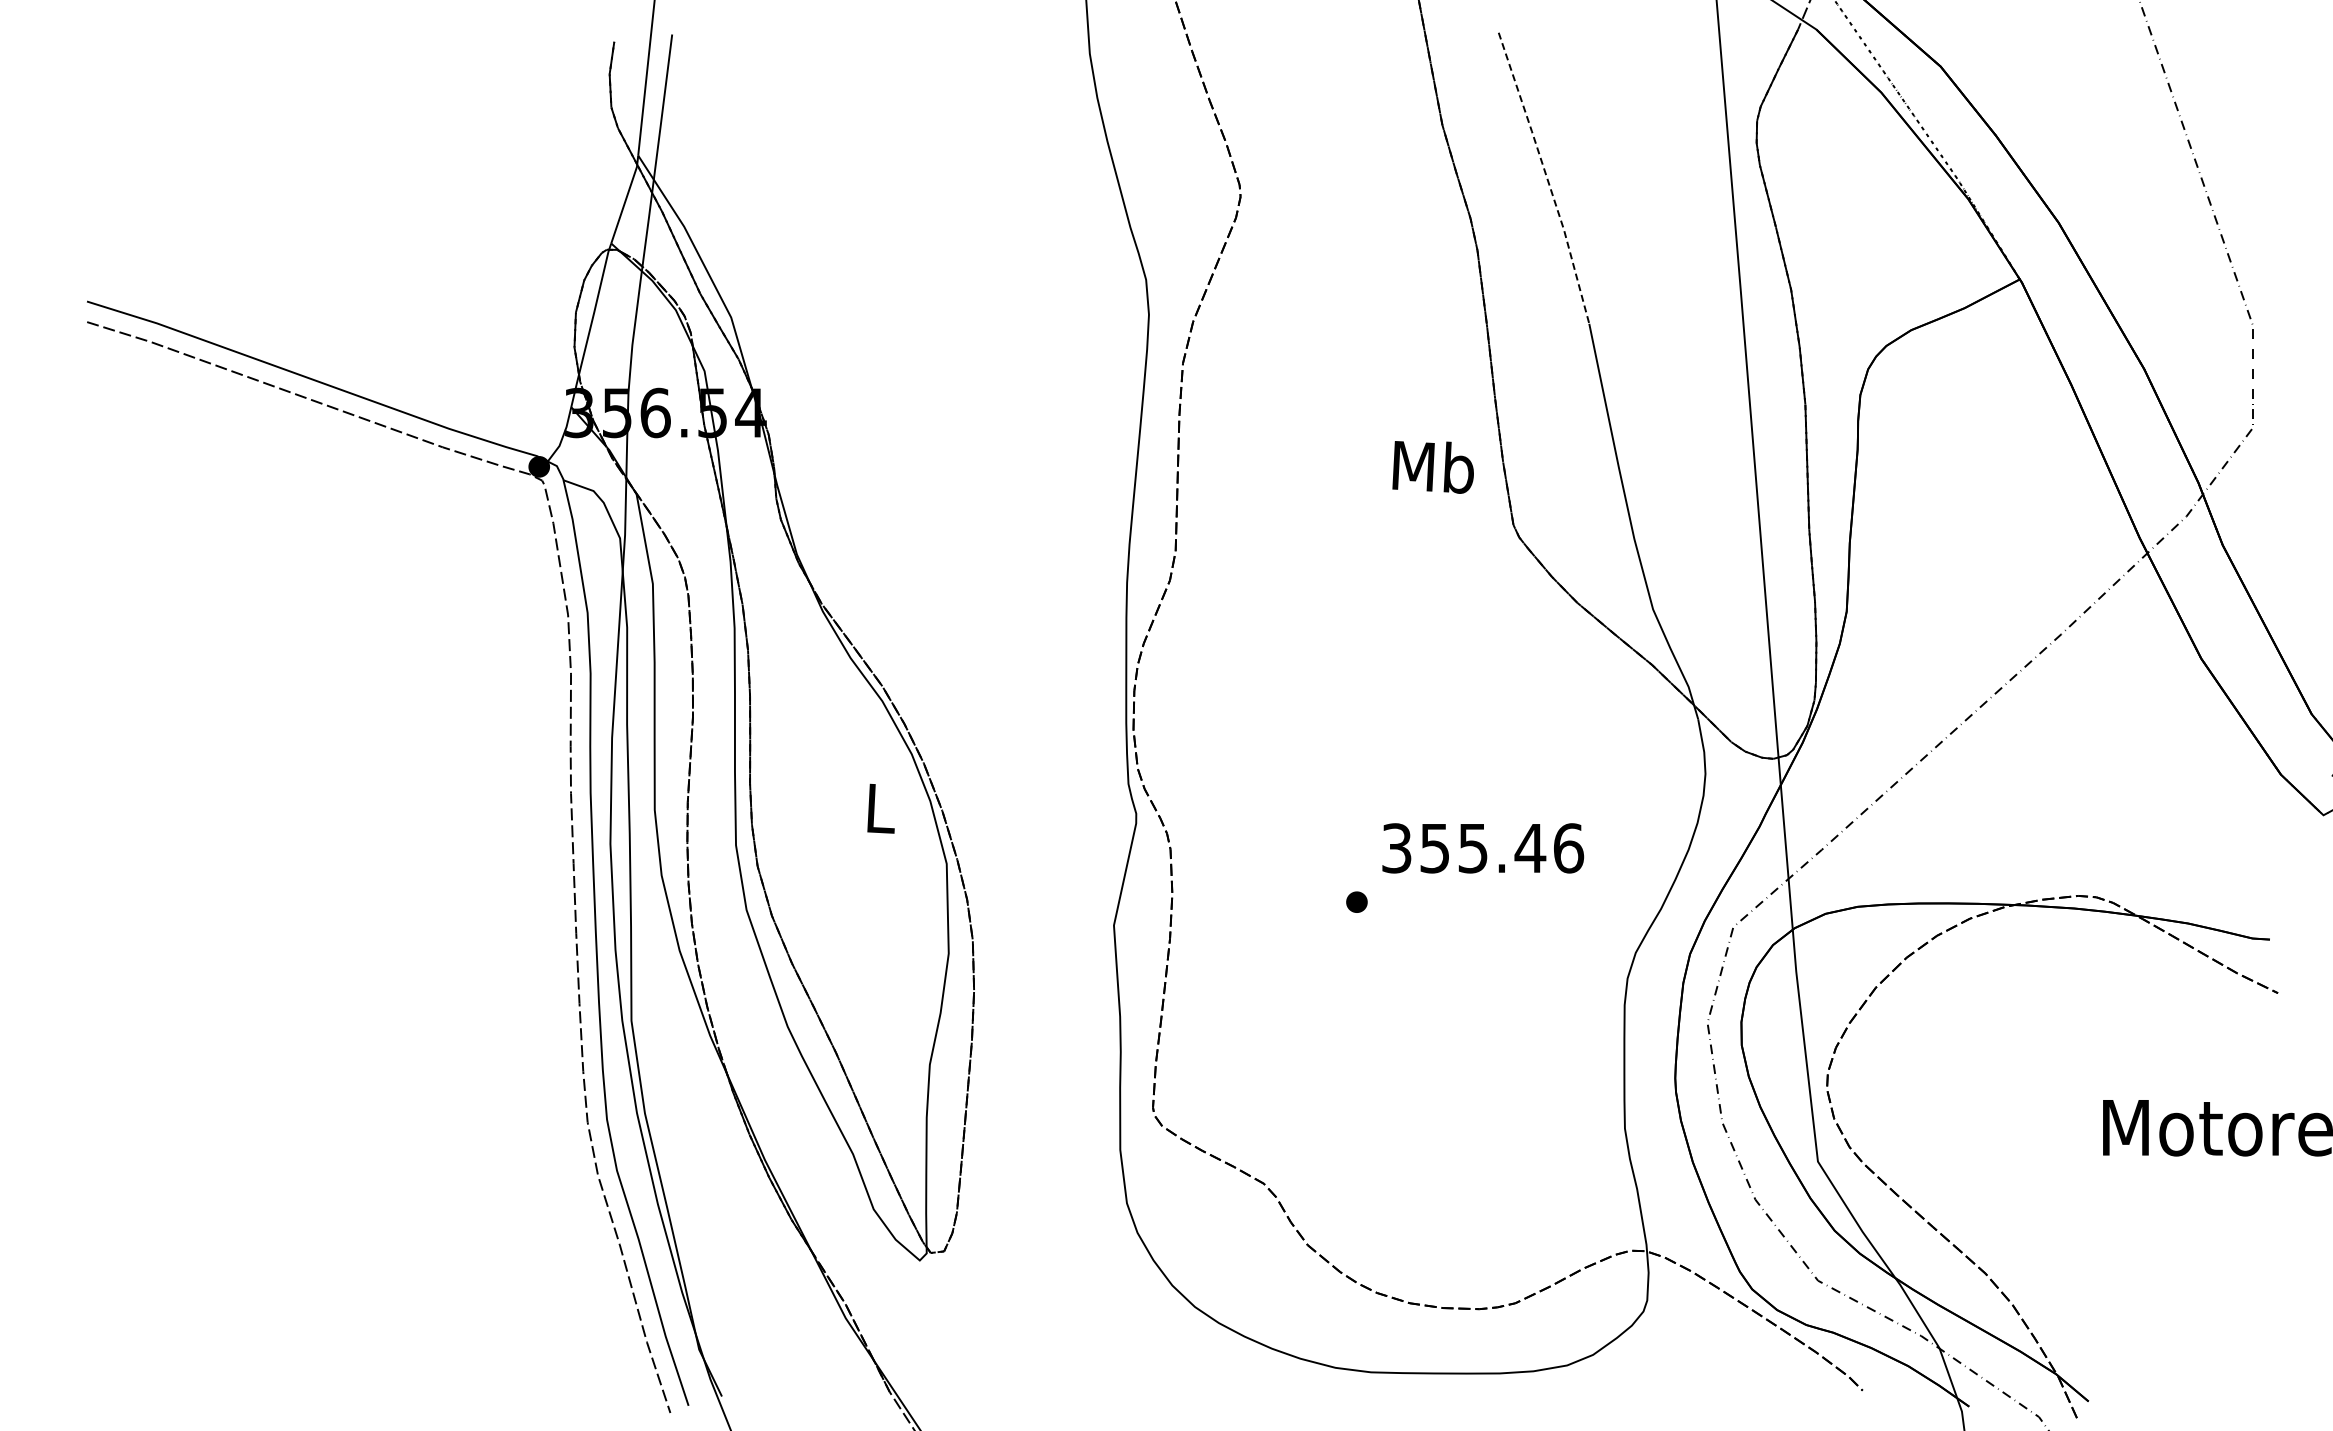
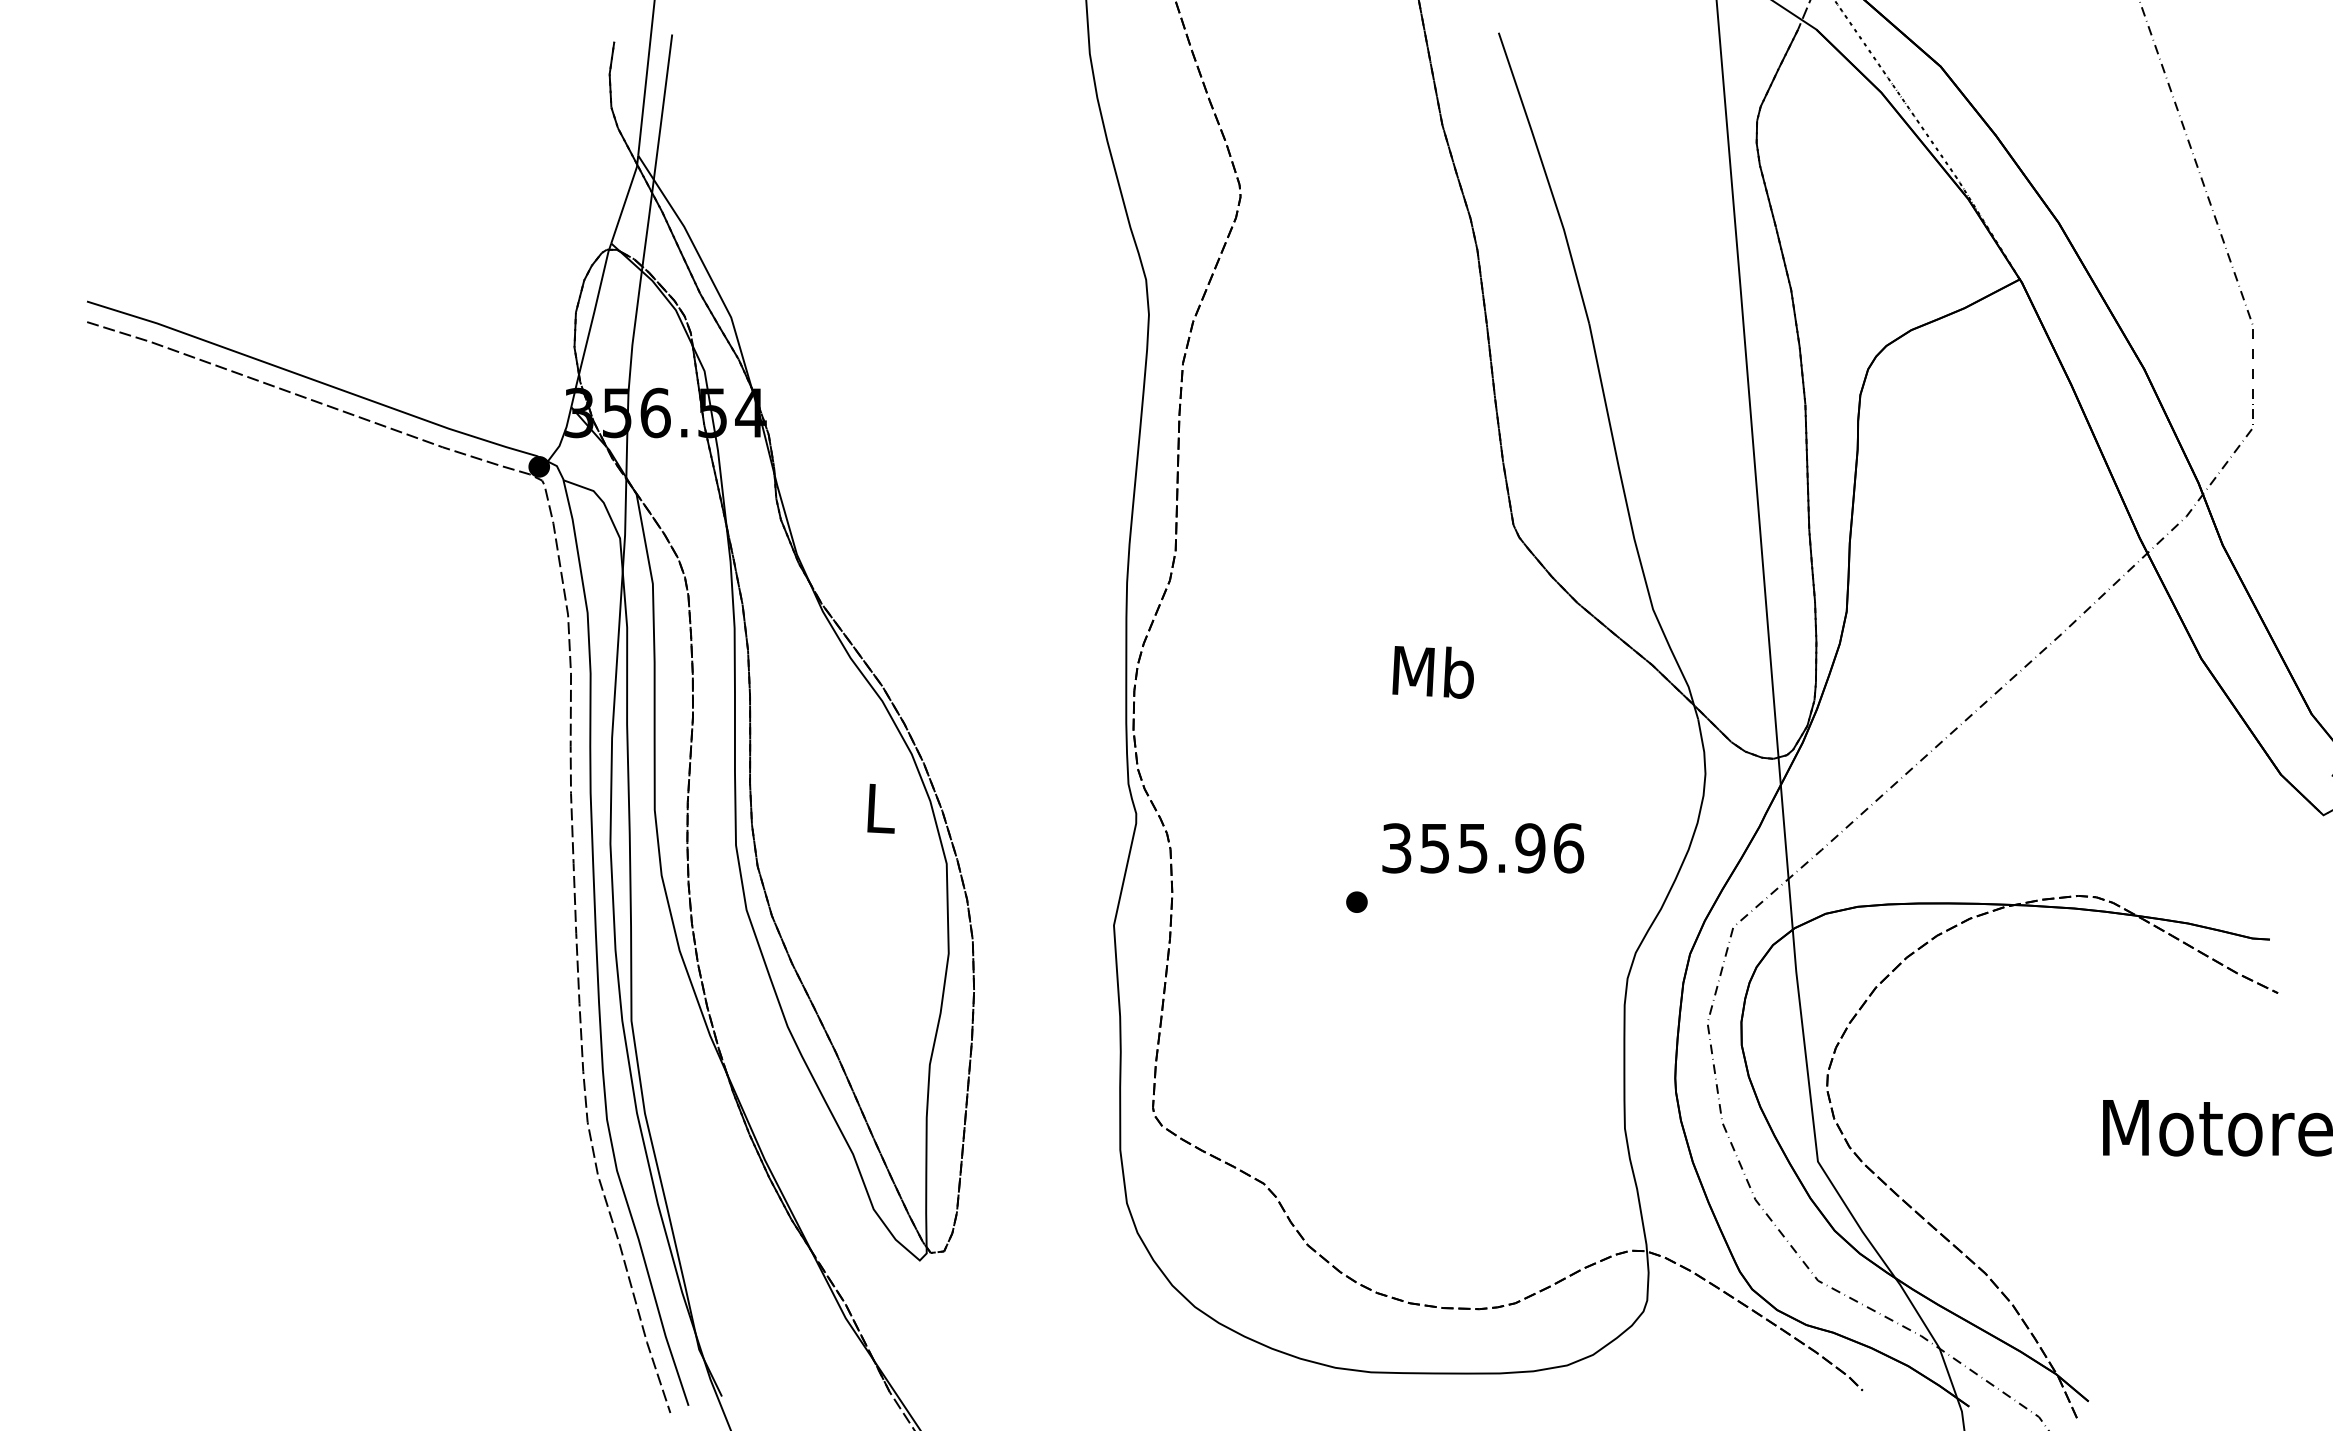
line: dashed -> solid (1546, 177)
text position: (1432, 467) -> (1432, 672) (1432, 672)
text: 355.46 -> 355.96 (1530, 848)
